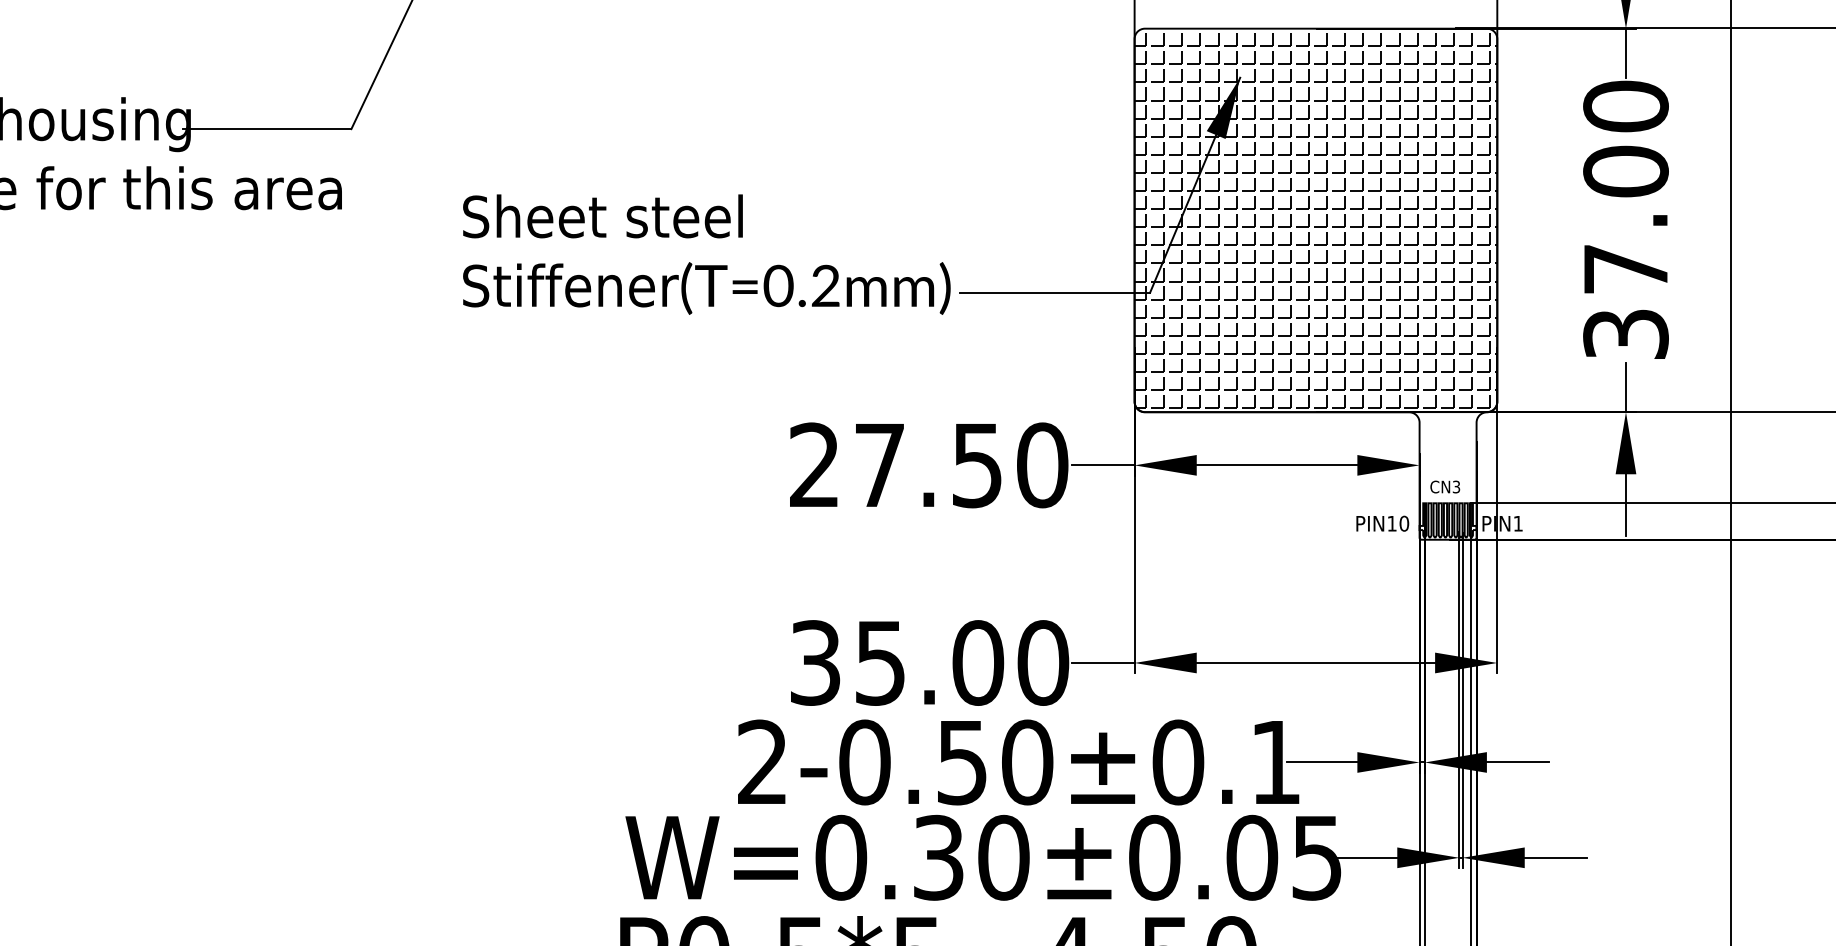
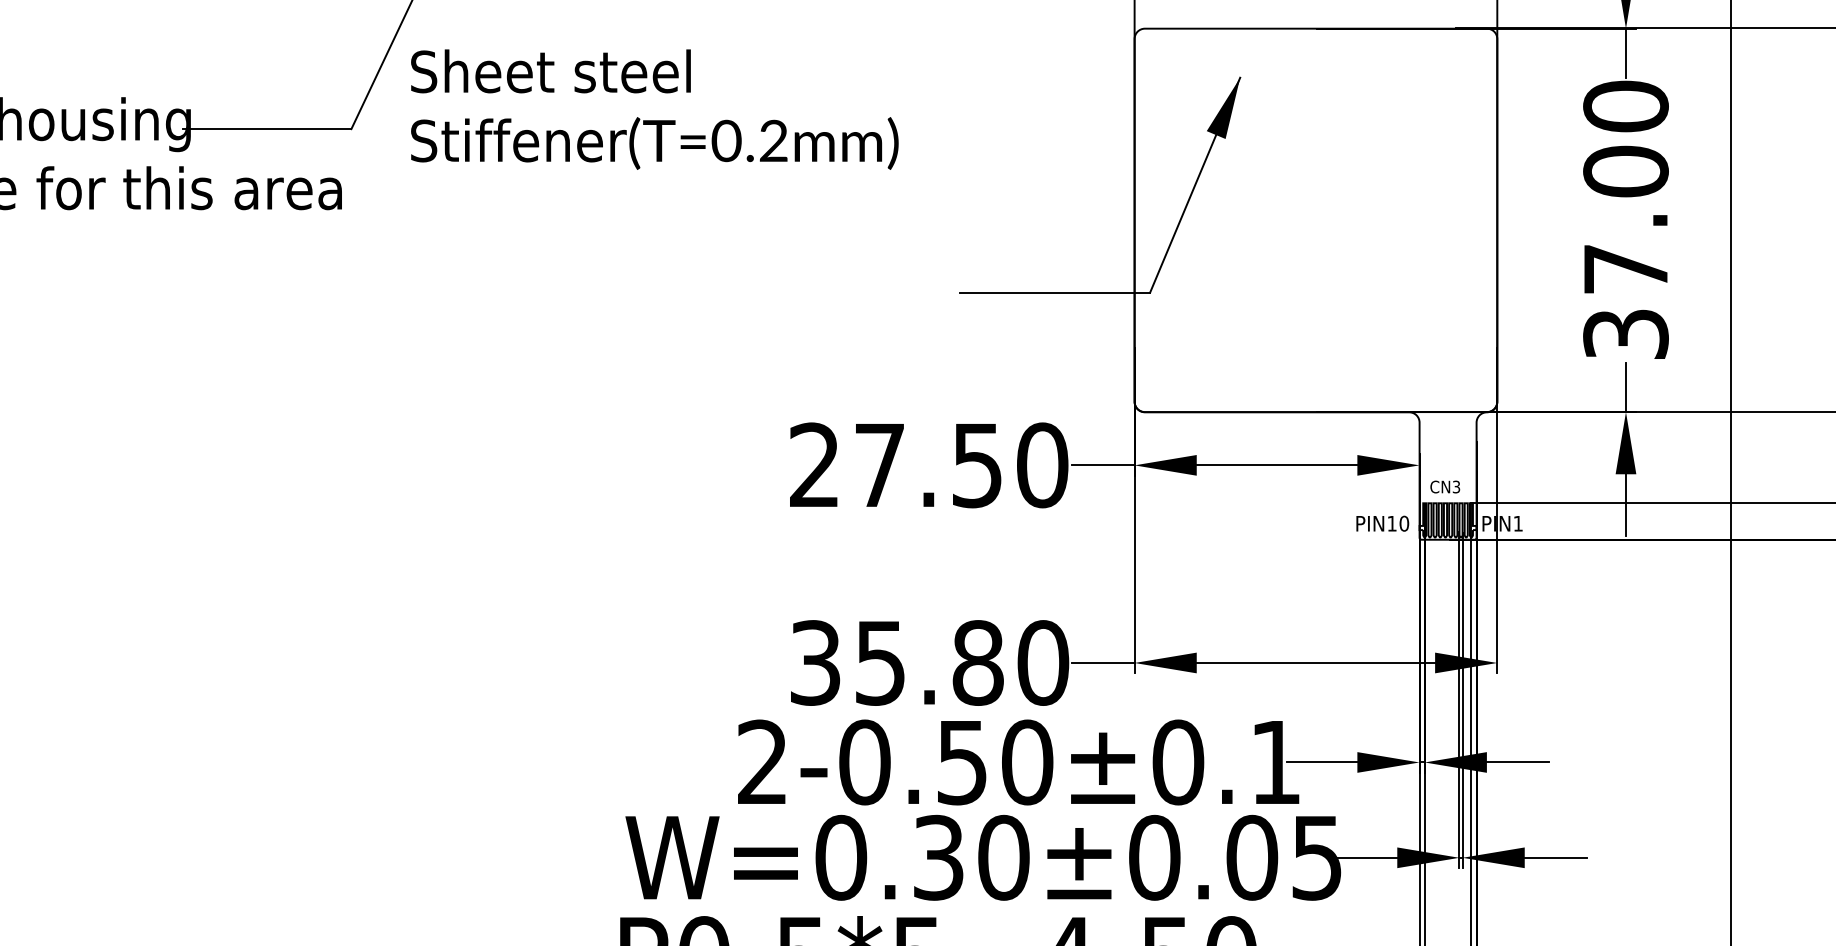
hatch: present -> none (1315, 220)
text position: (706, 254) -> (654, 109) (654, 109)
text: 35.00 -> 35.80 (978, 662)
